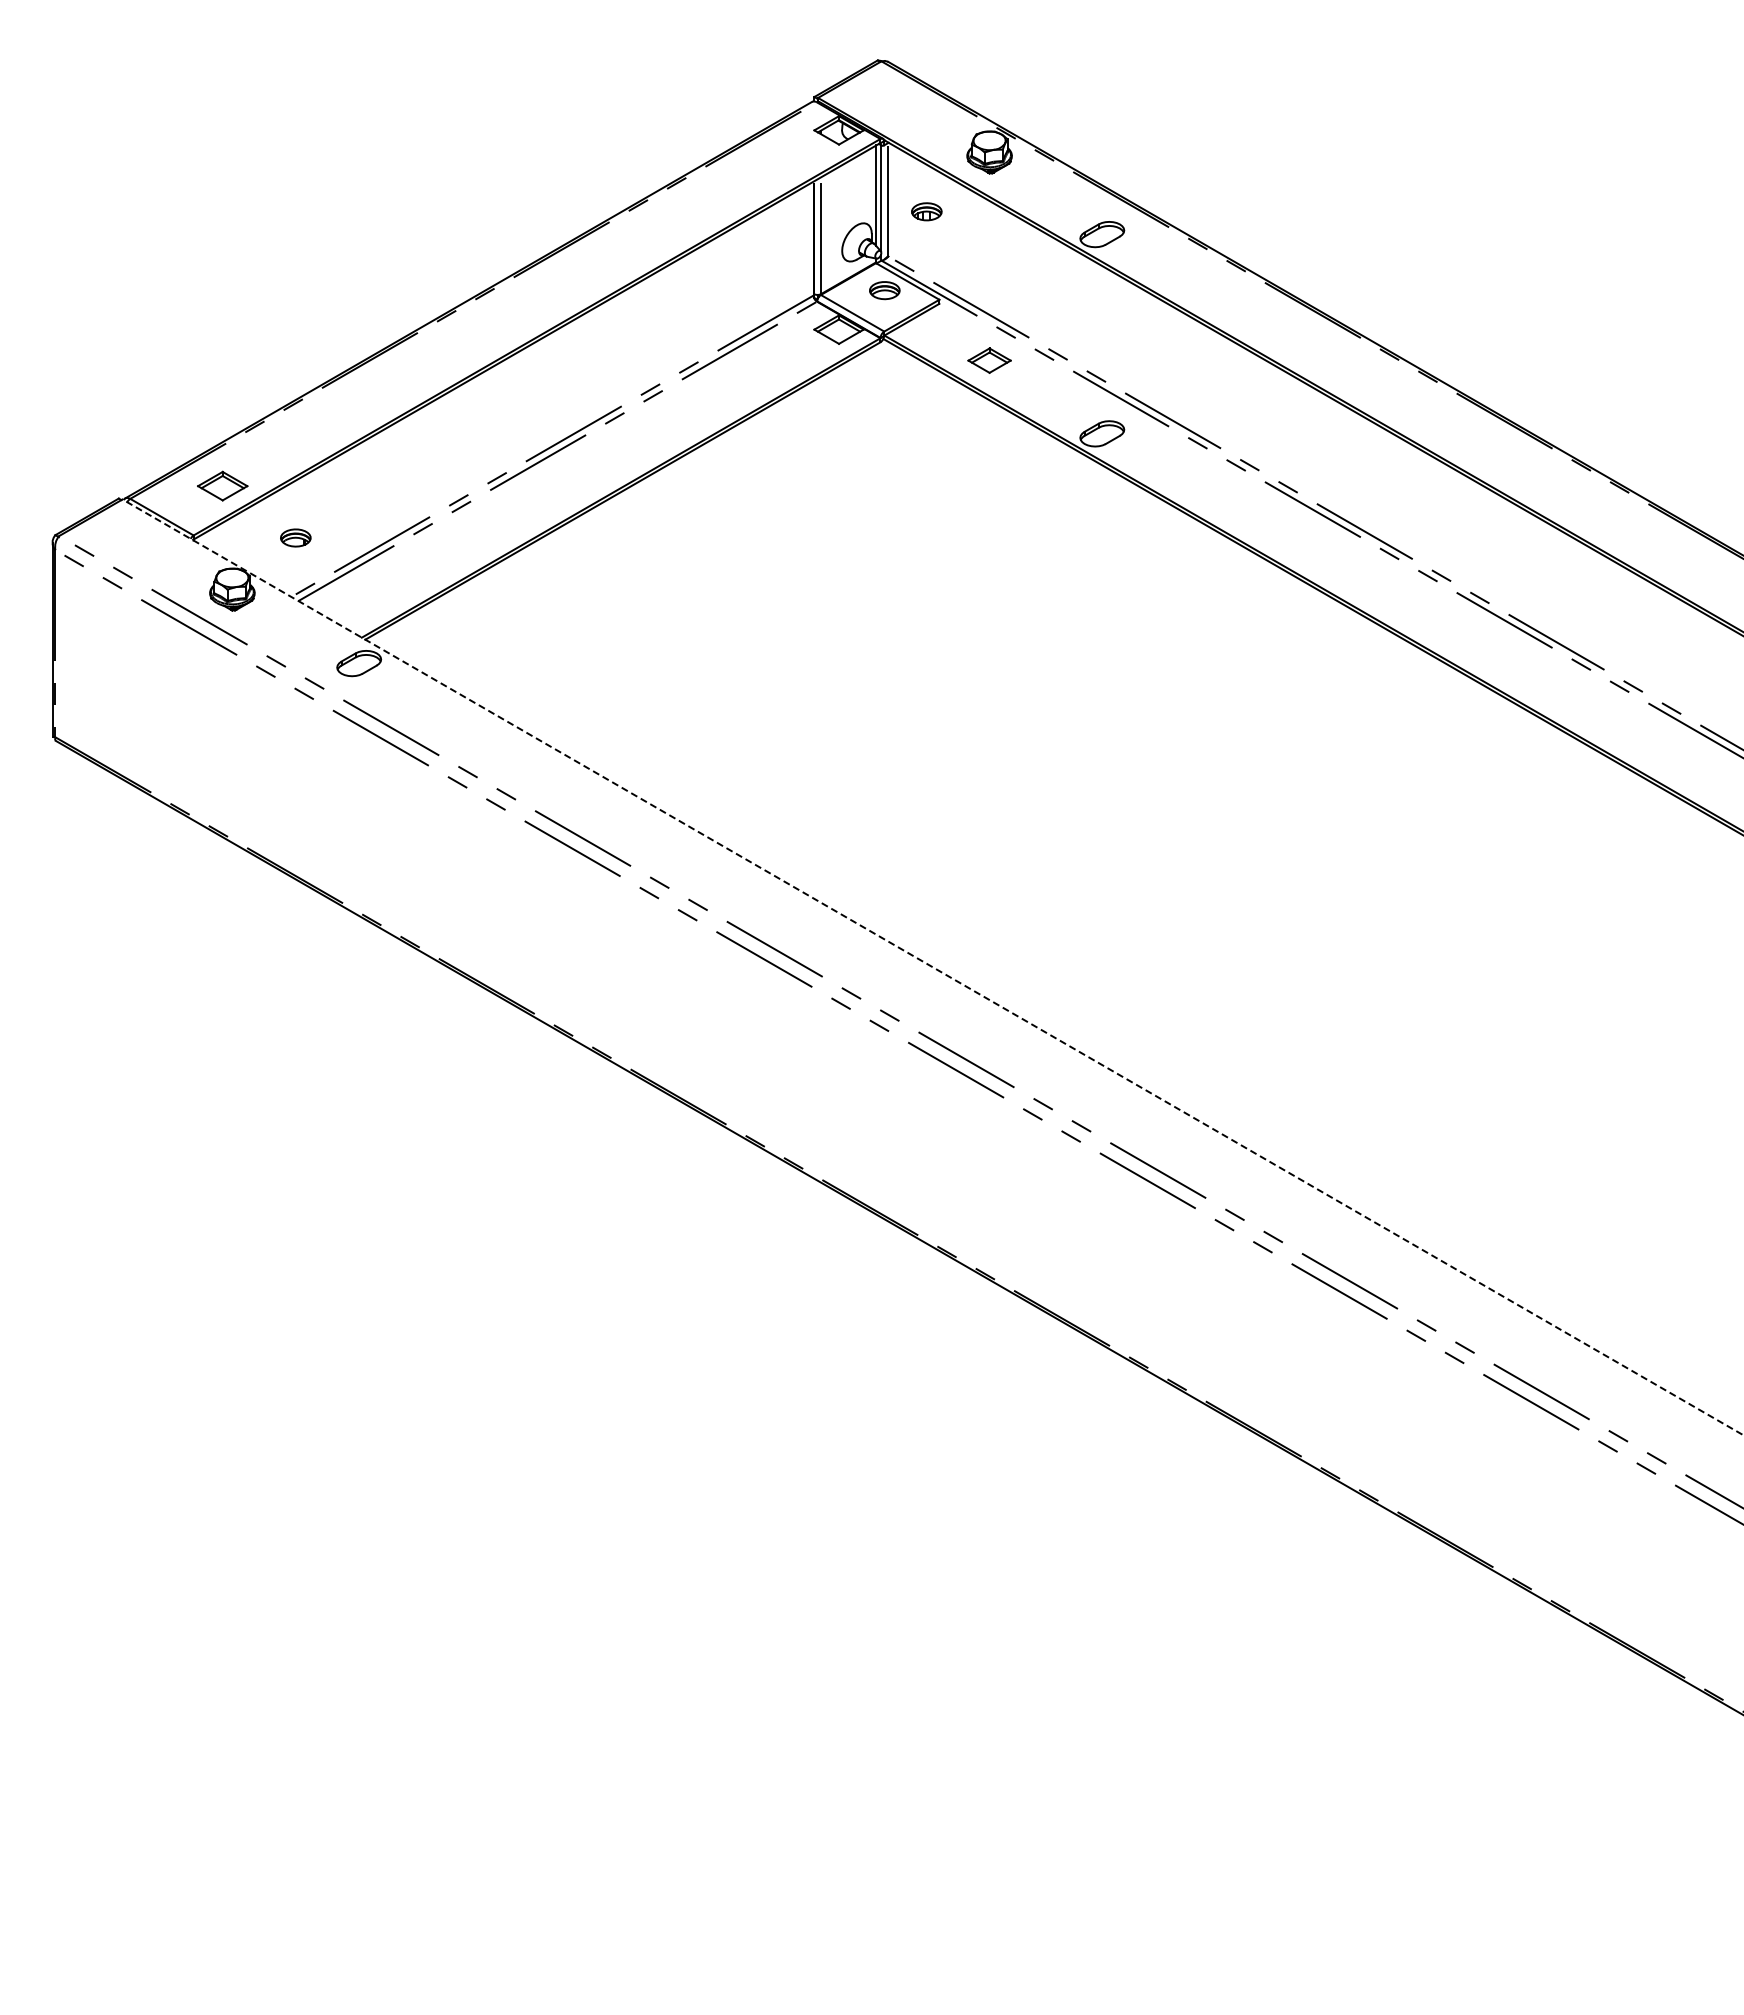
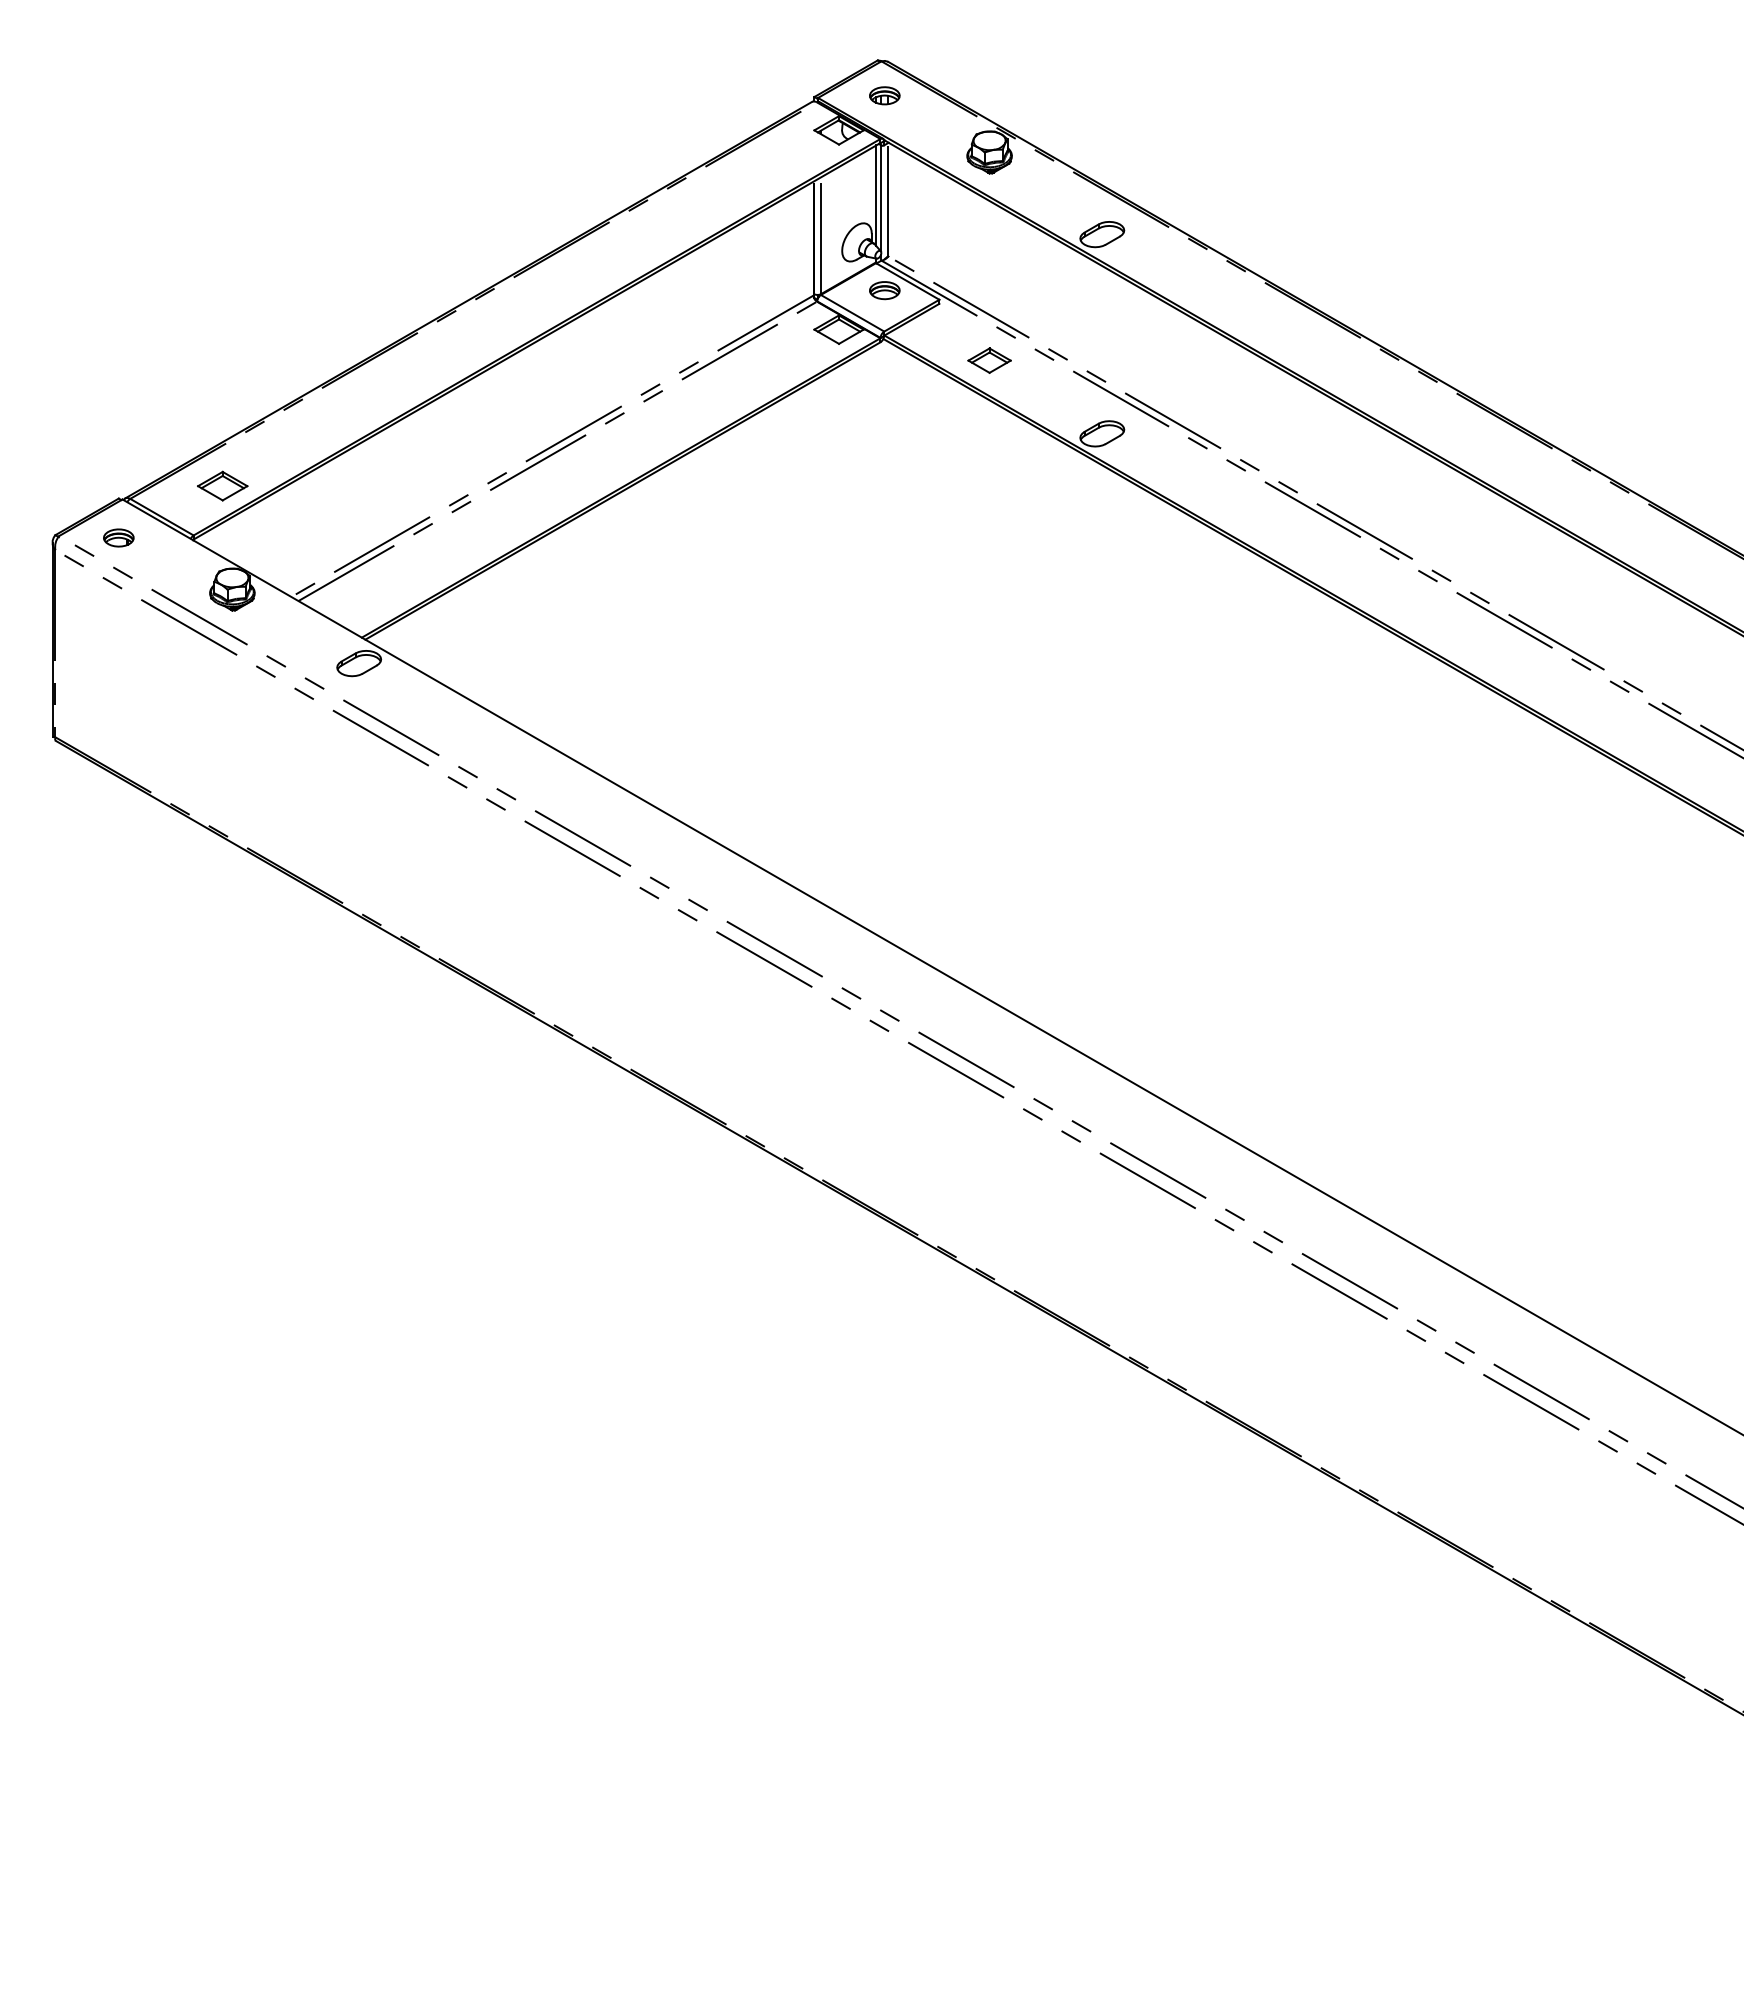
part position: (926, 211) -> (884, 95) (884, 95)
part position: (295, 537) -> (118, 537) (118, 537)
line: dashed -> solid (932, 967)
